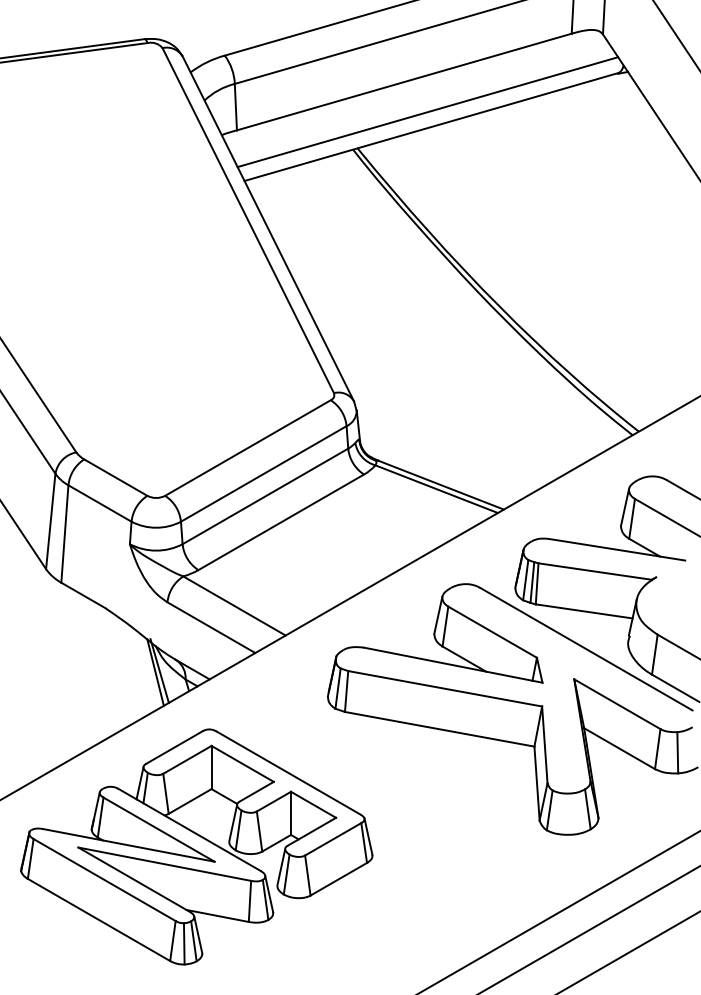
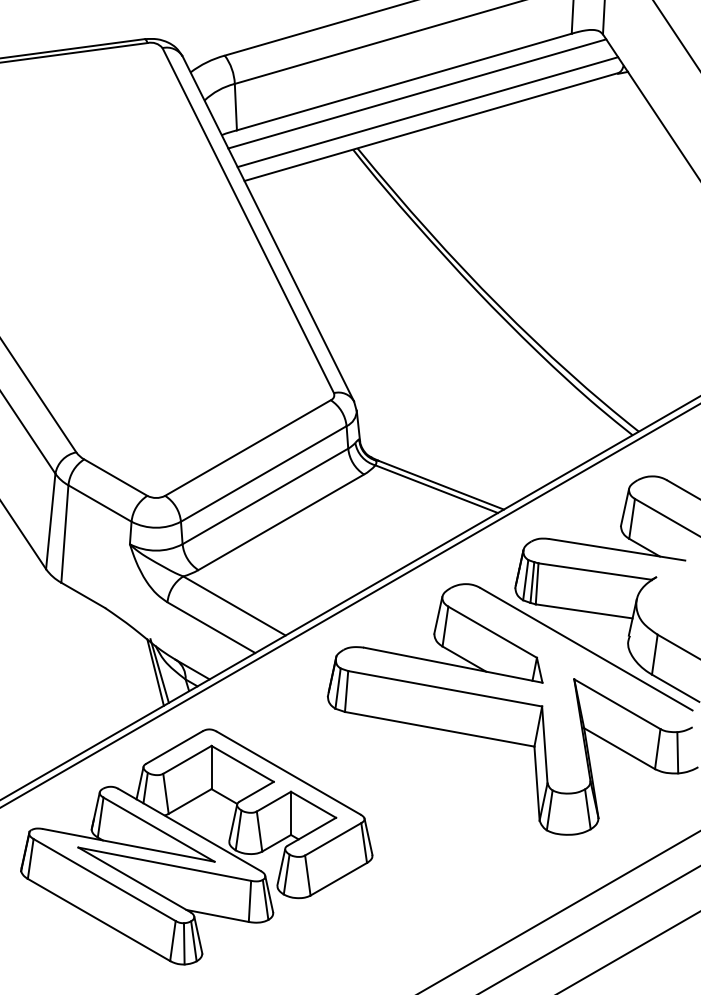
line: none -> present (417, 93)
line: none -> present (349, 605)
